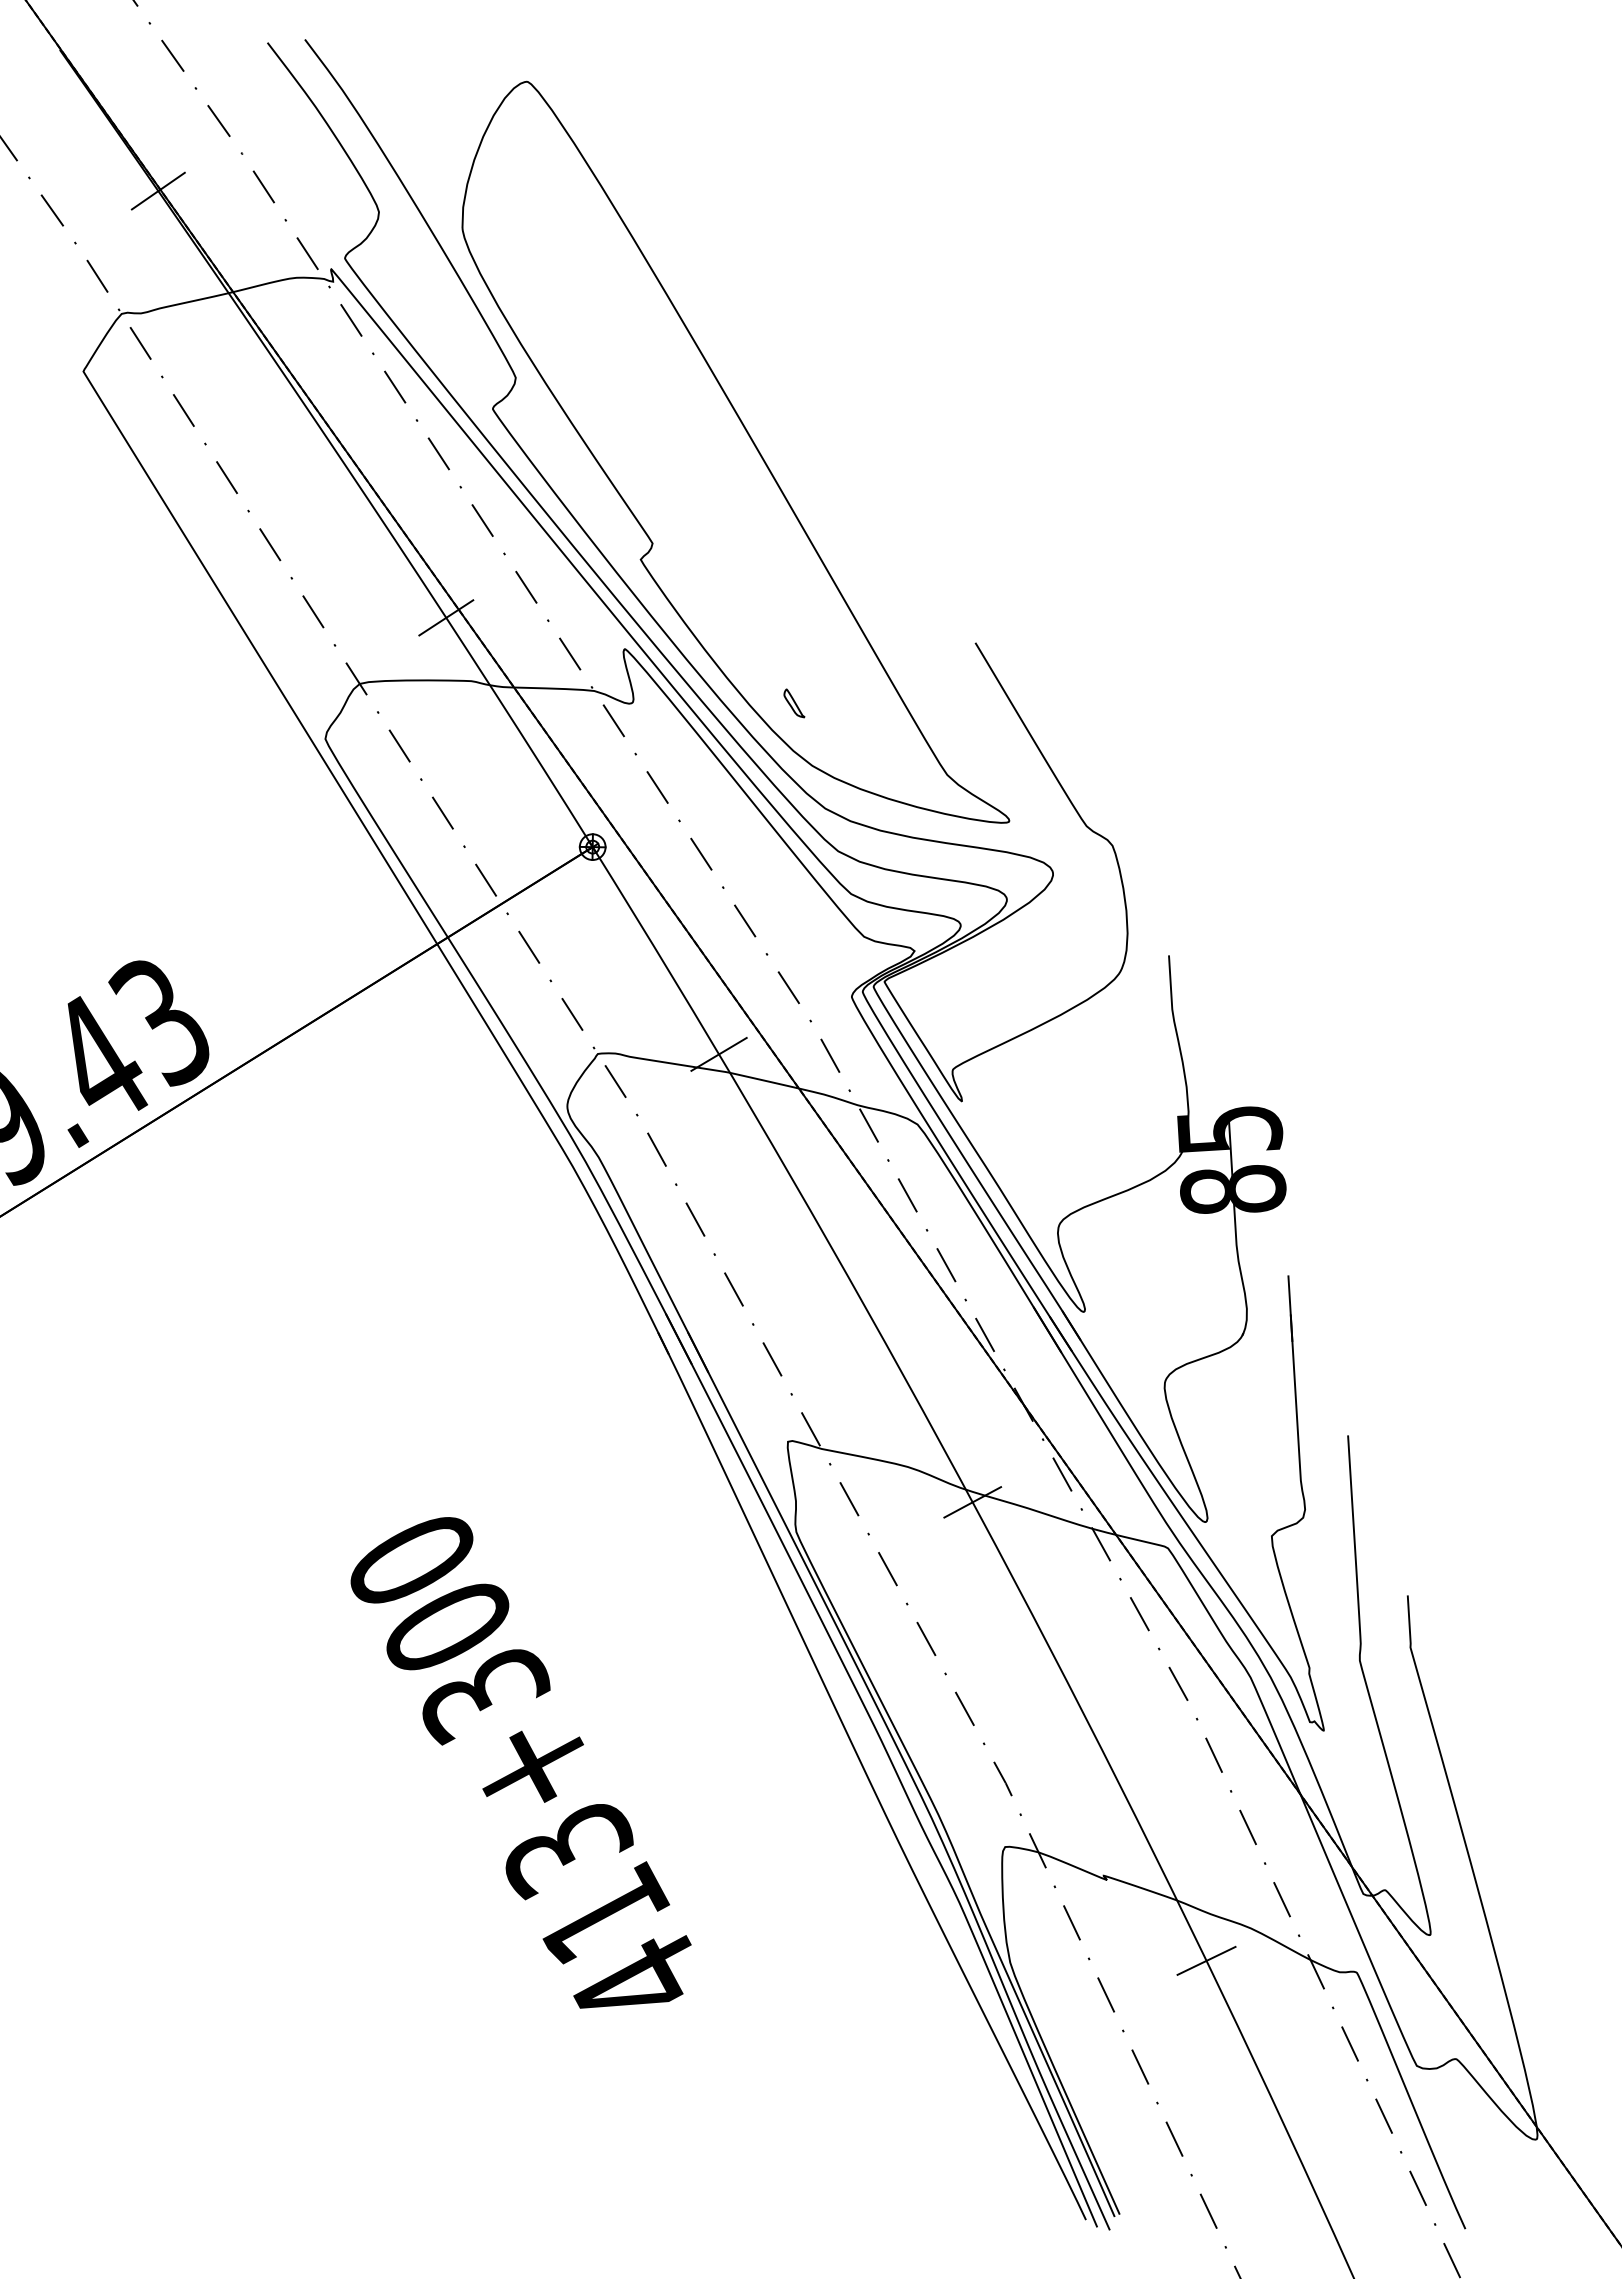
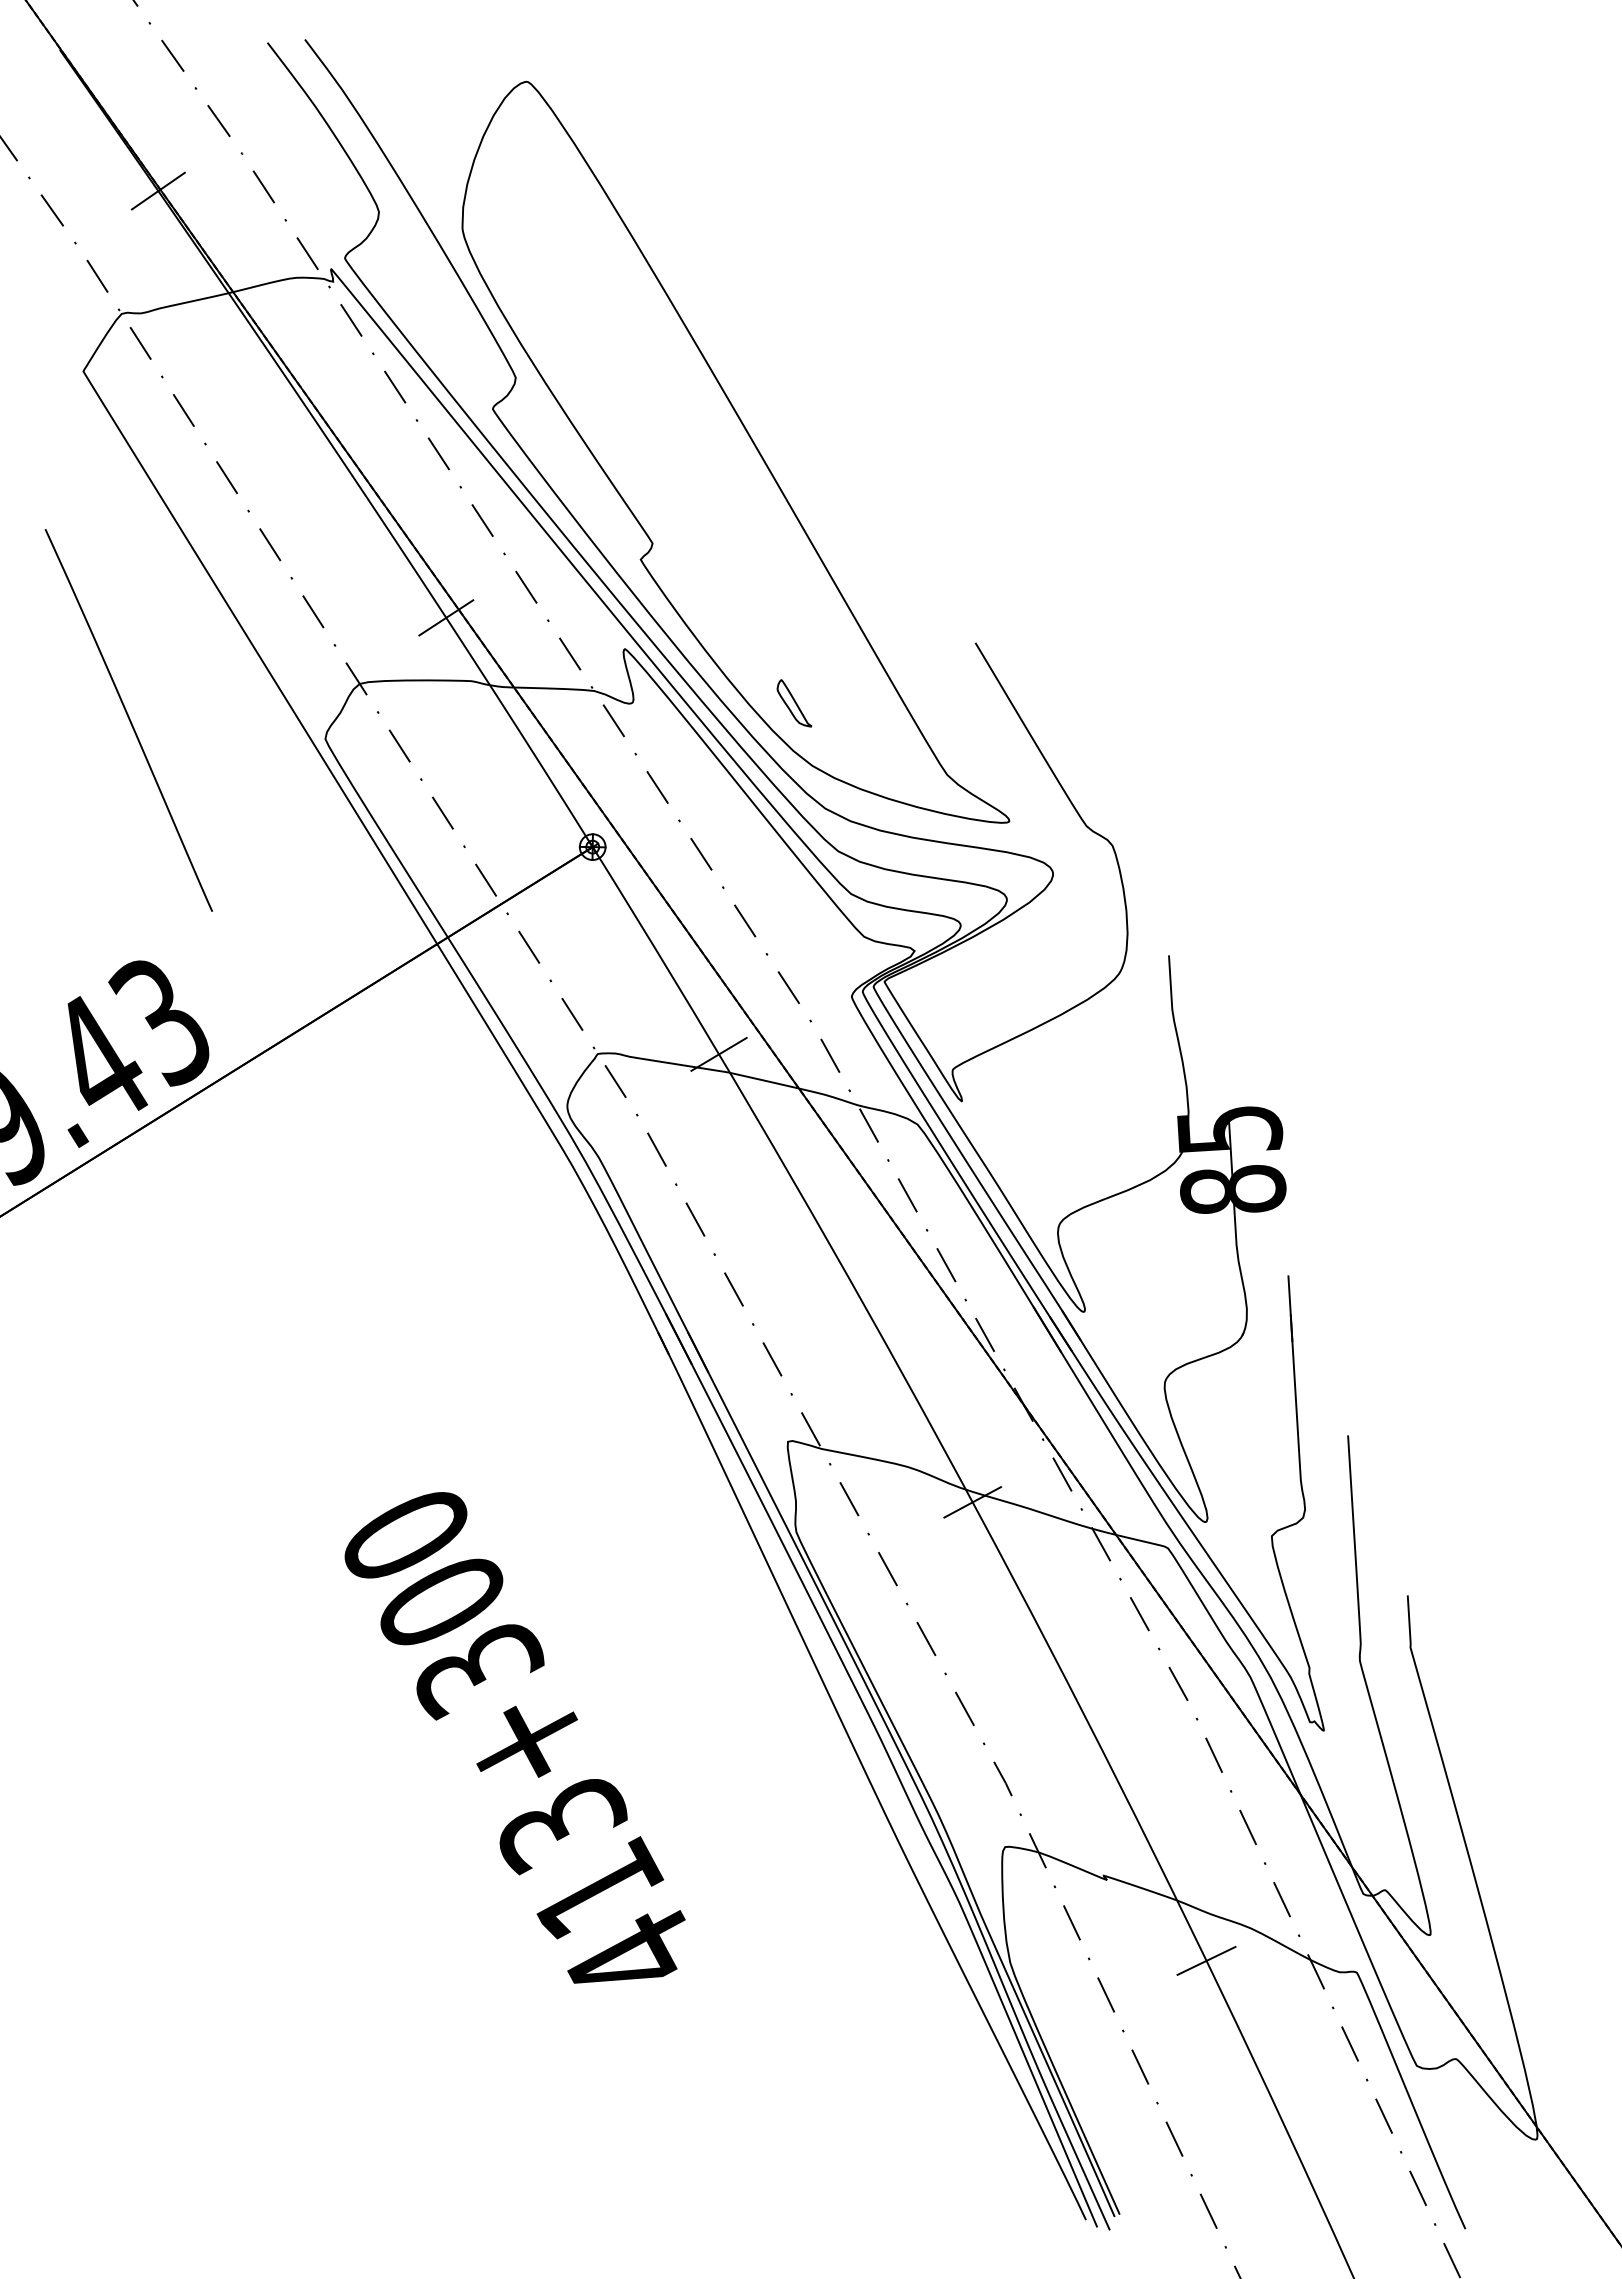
part size: 23x31 px -> 37x49 px (794, 703)
curve: none -> present (128, 719)
text position: (520, 1762) -> (514, 1737) (514, 1737)
